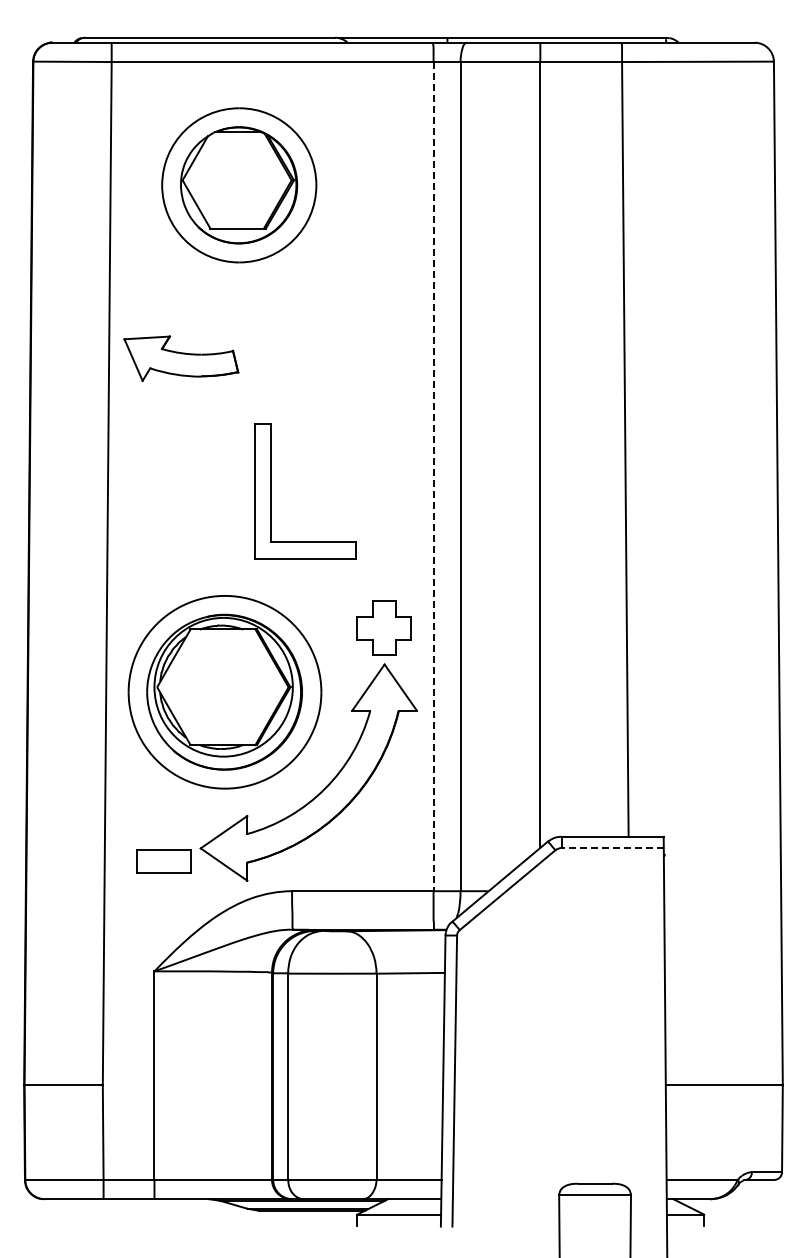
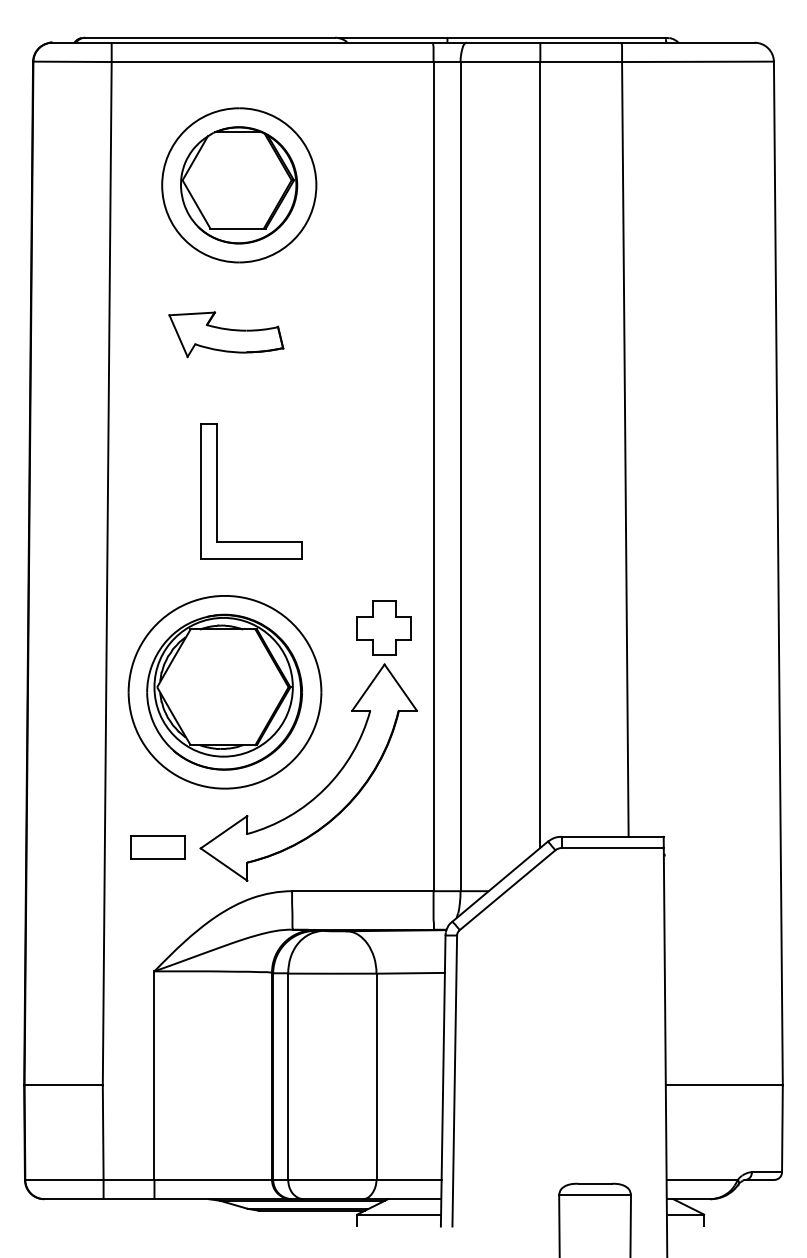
part position: (181, 358) -> (226, 334) (226, 334)
line: dashed -> solid (433, 476)
part position: (271, 491) -> (217, 491) (217, 491)
line: dashed -> solid (612, 848)
part position: (163, 861) -> (157, 847) (157, 847)
